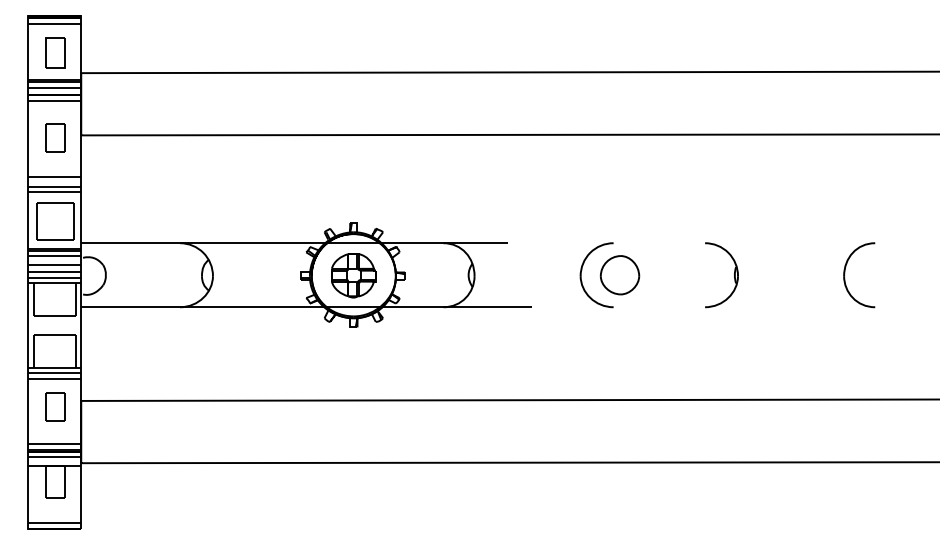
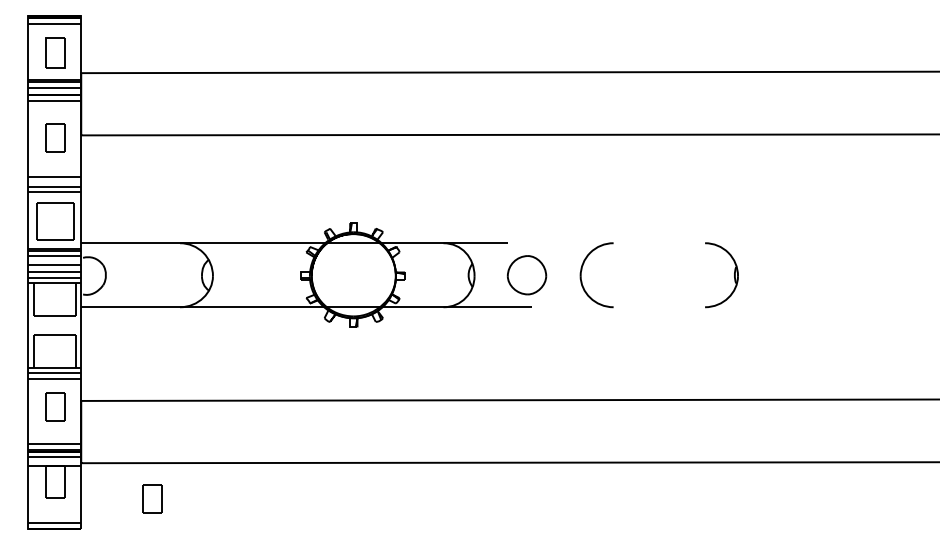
part: present -> none (845, 274)
part: present -> none (353, 275)
part position: (620, 275) -> (527, 275) (527, 275)
part: none -> present (152, 498)
